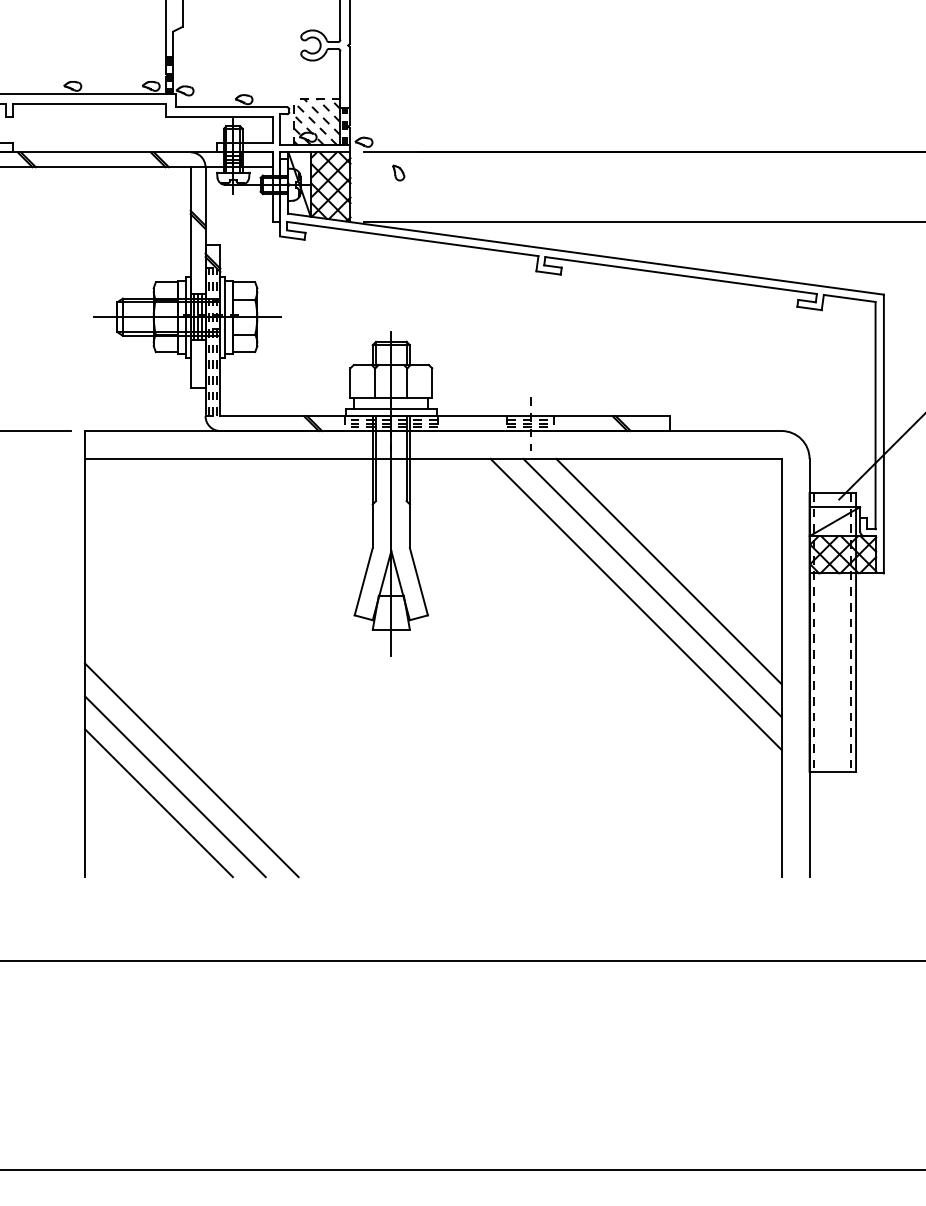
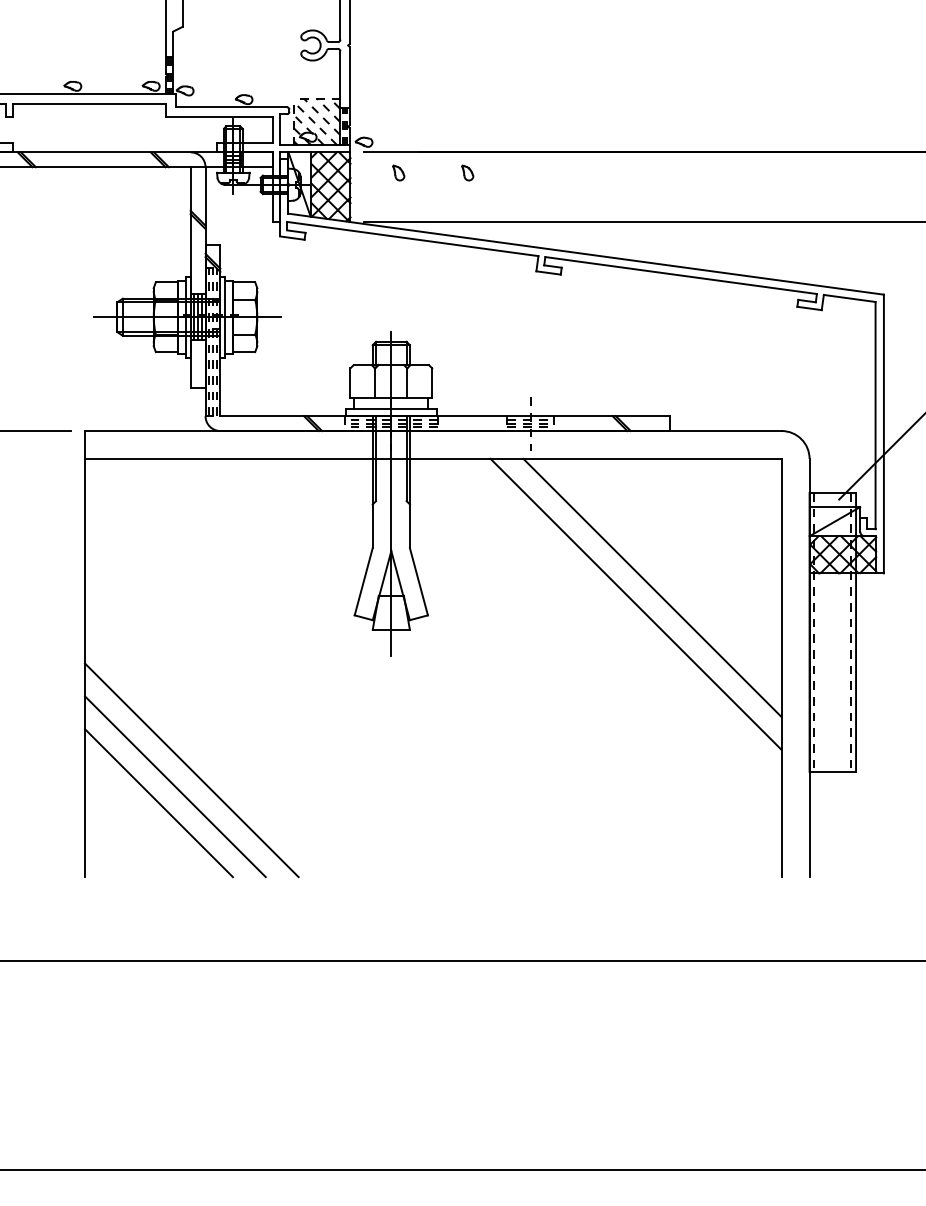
part: none -> present (467, 172)
line: present -> none (668, 571)
